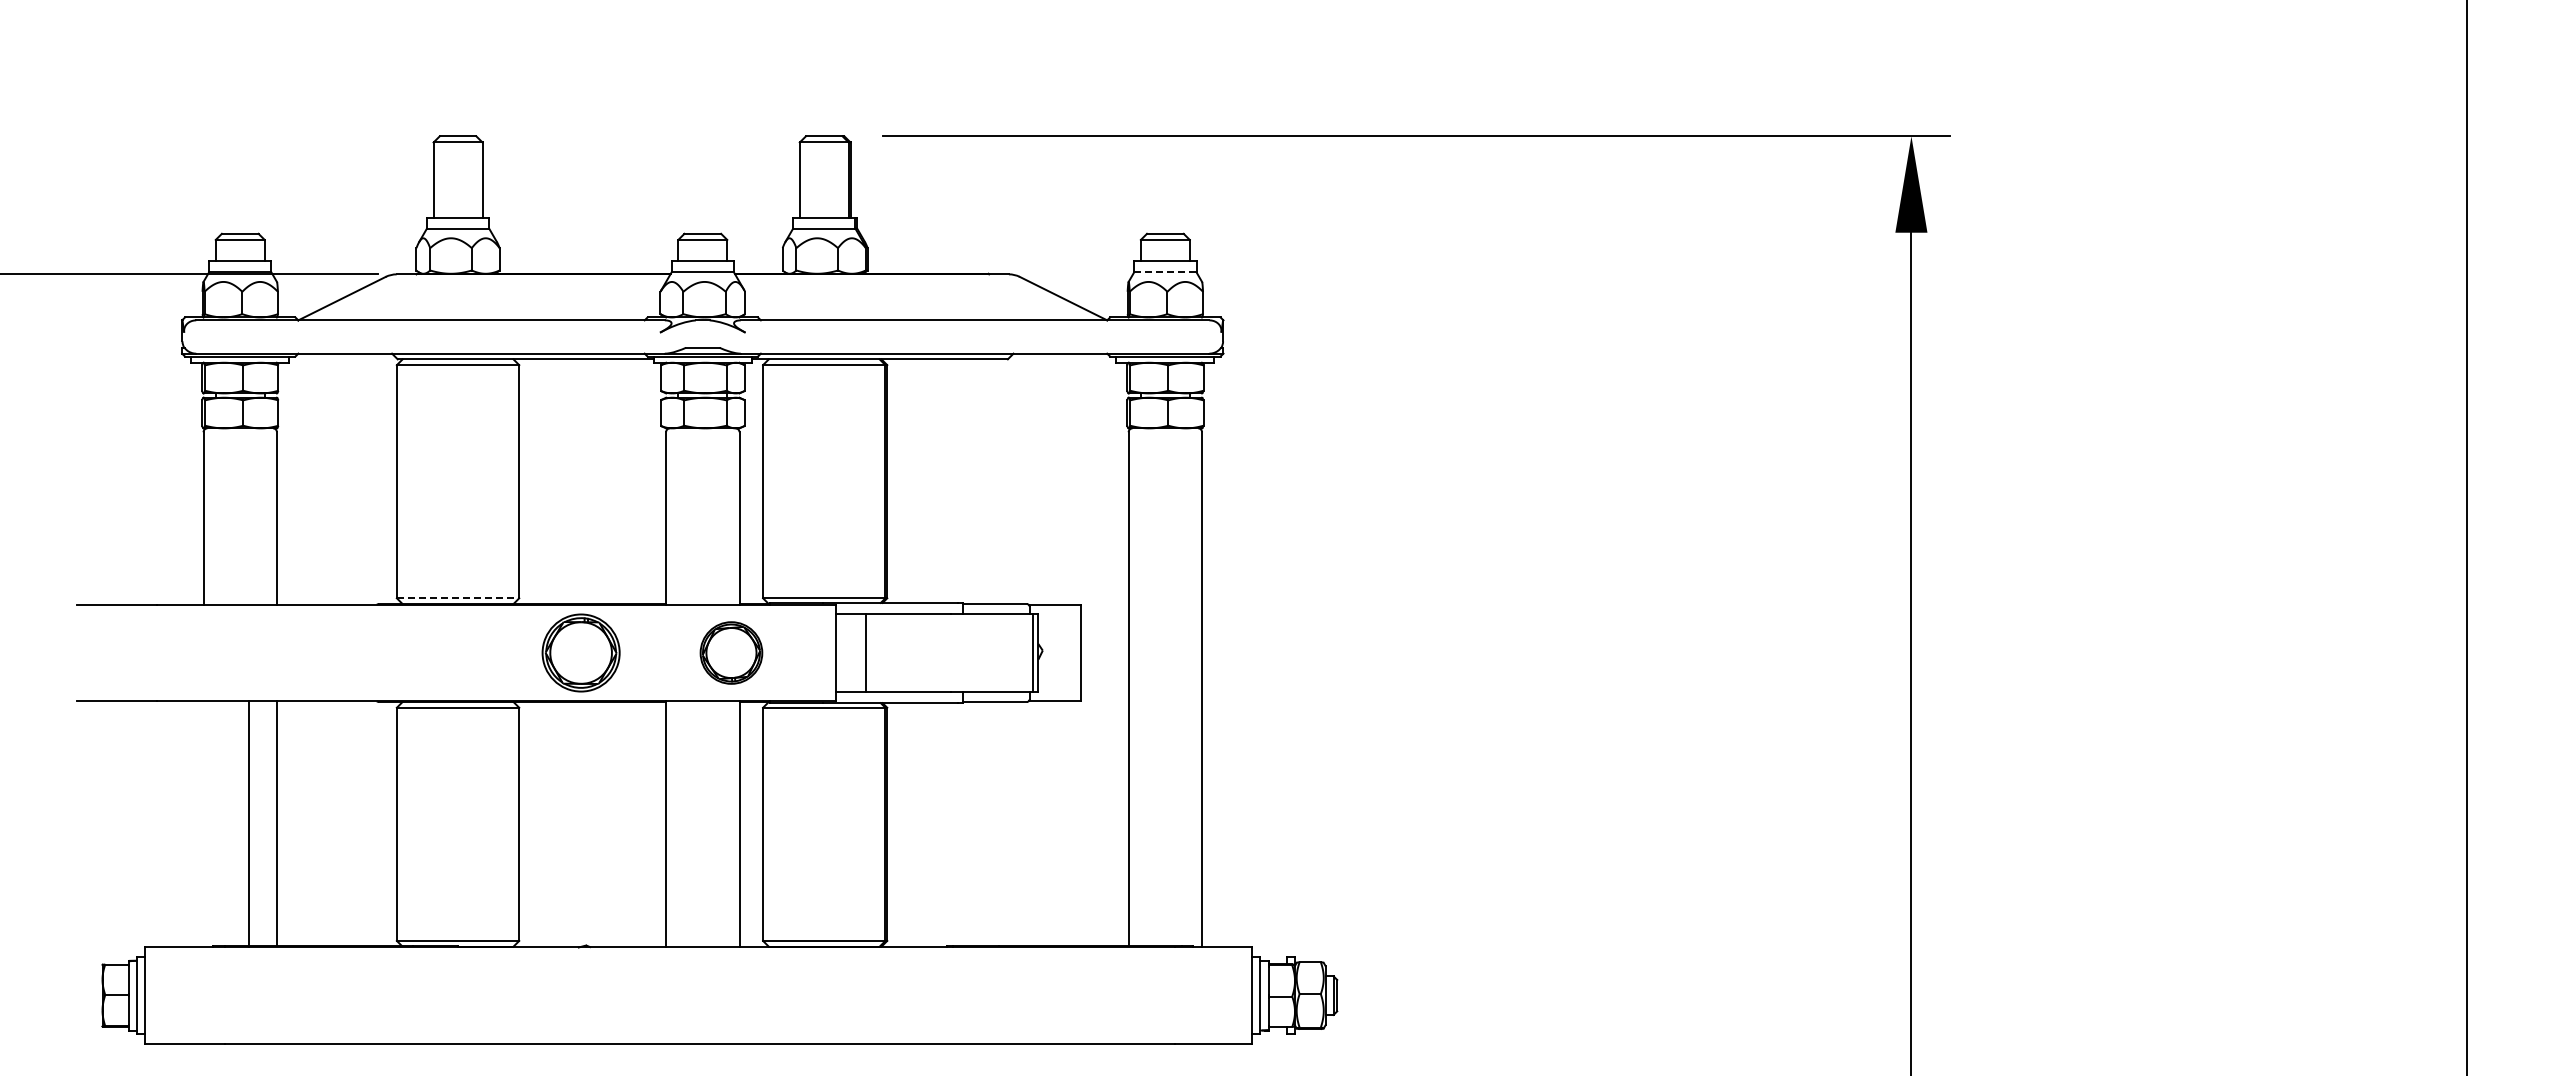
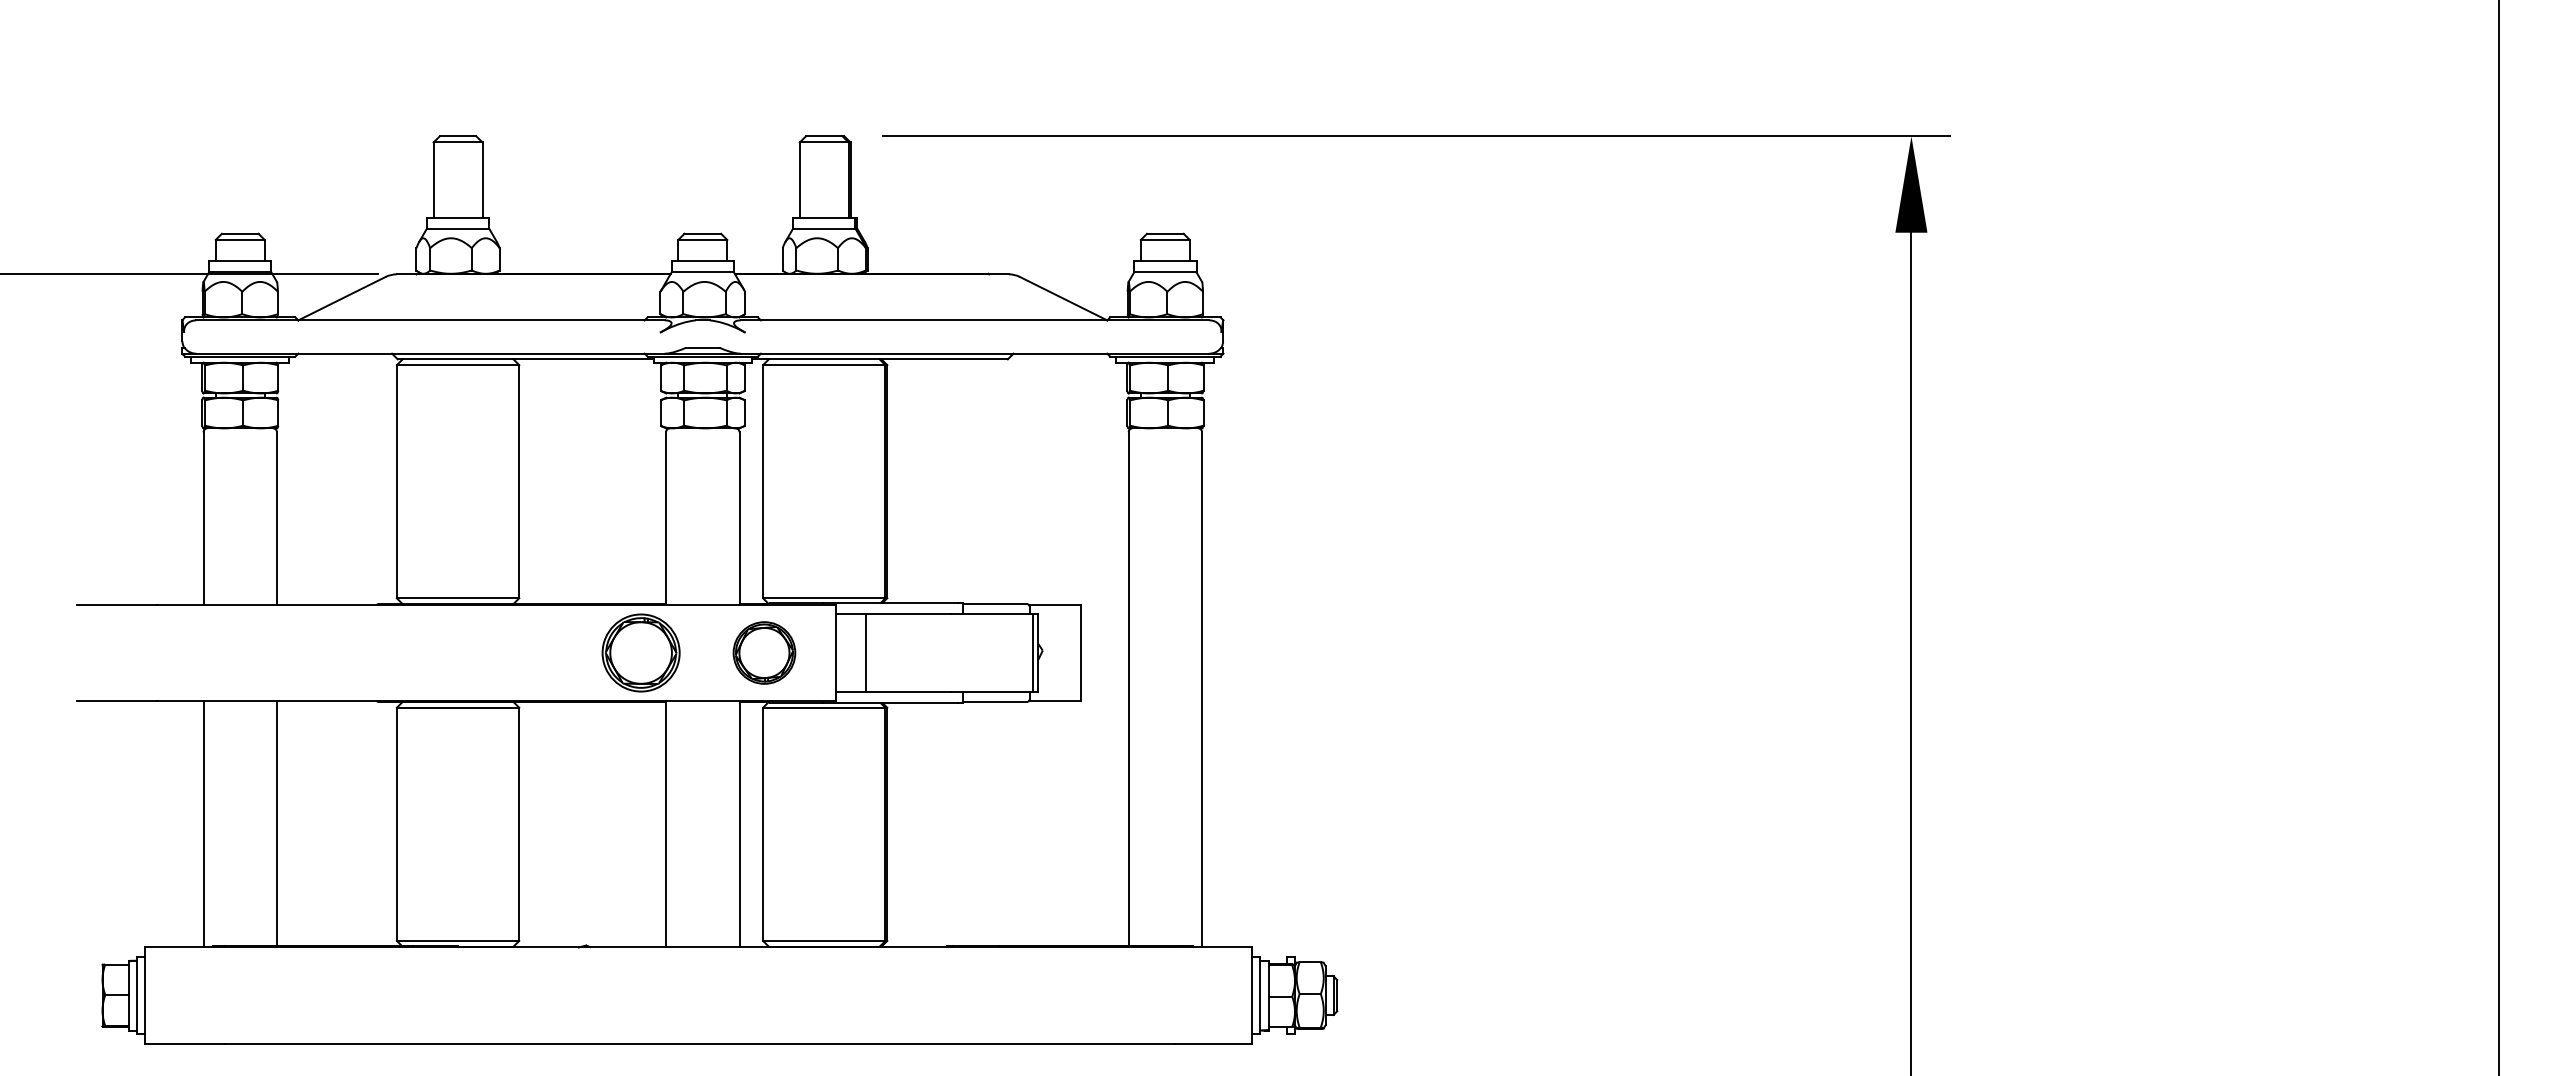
line: dashed -> solid (1165, 272)
line position: (2466, 537) -> (2498, 537) (2498, 537)
line: dashed -> solid (458, 598)
part position: (580, 652) -> (640, 652) (640, 652)
part position: (731, 652) -> (764, 652) (764, 652)
line position: (248, 824) -> (203, 824) (203, 824)
